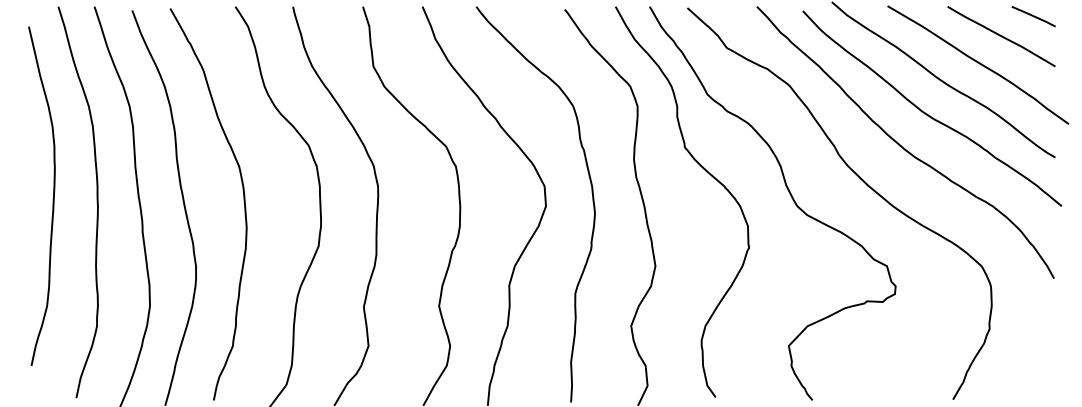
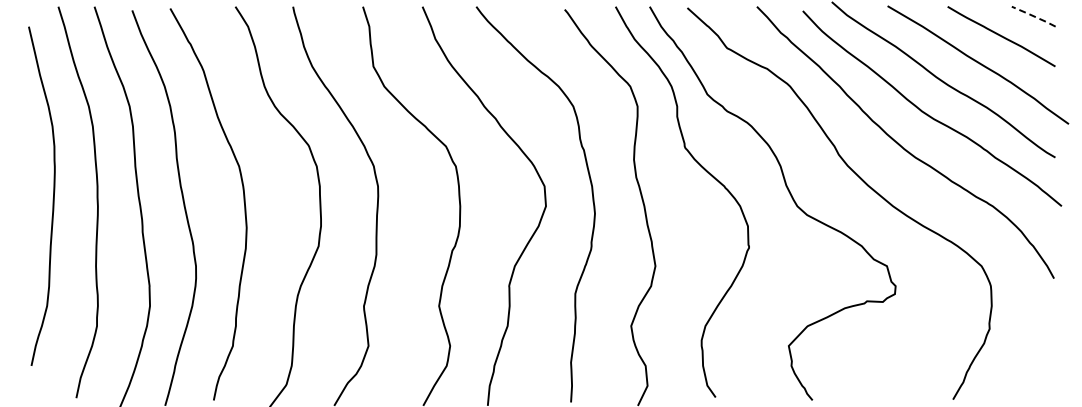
line: solid -> dashed (1033, 16)
